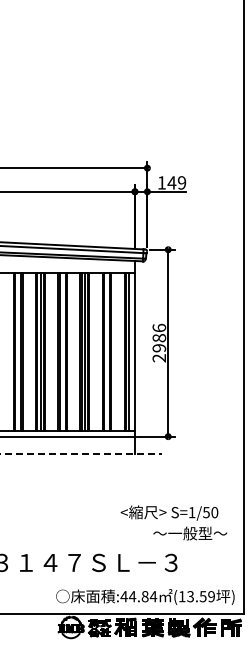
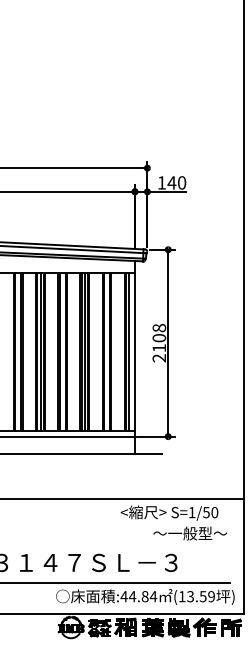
text: 149 -> 140 (181, 182)
text: 2986 -> 2108 (159, 337)
line: dashed -> solid (81, 454)
line: none -> present (122, 498)
line: none -> present (116, 583)
